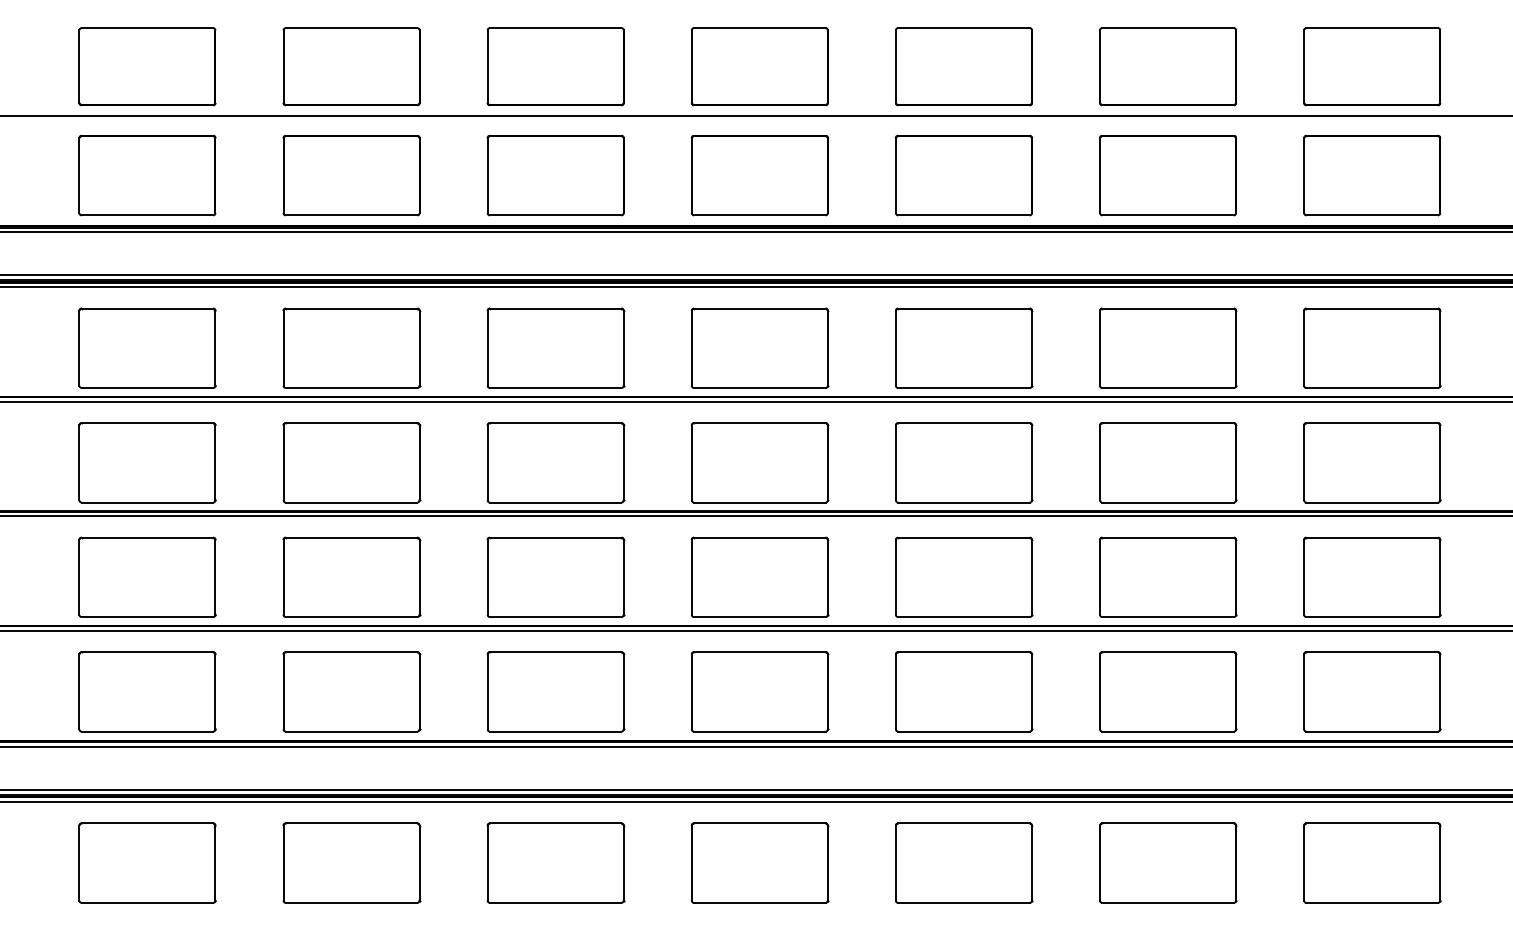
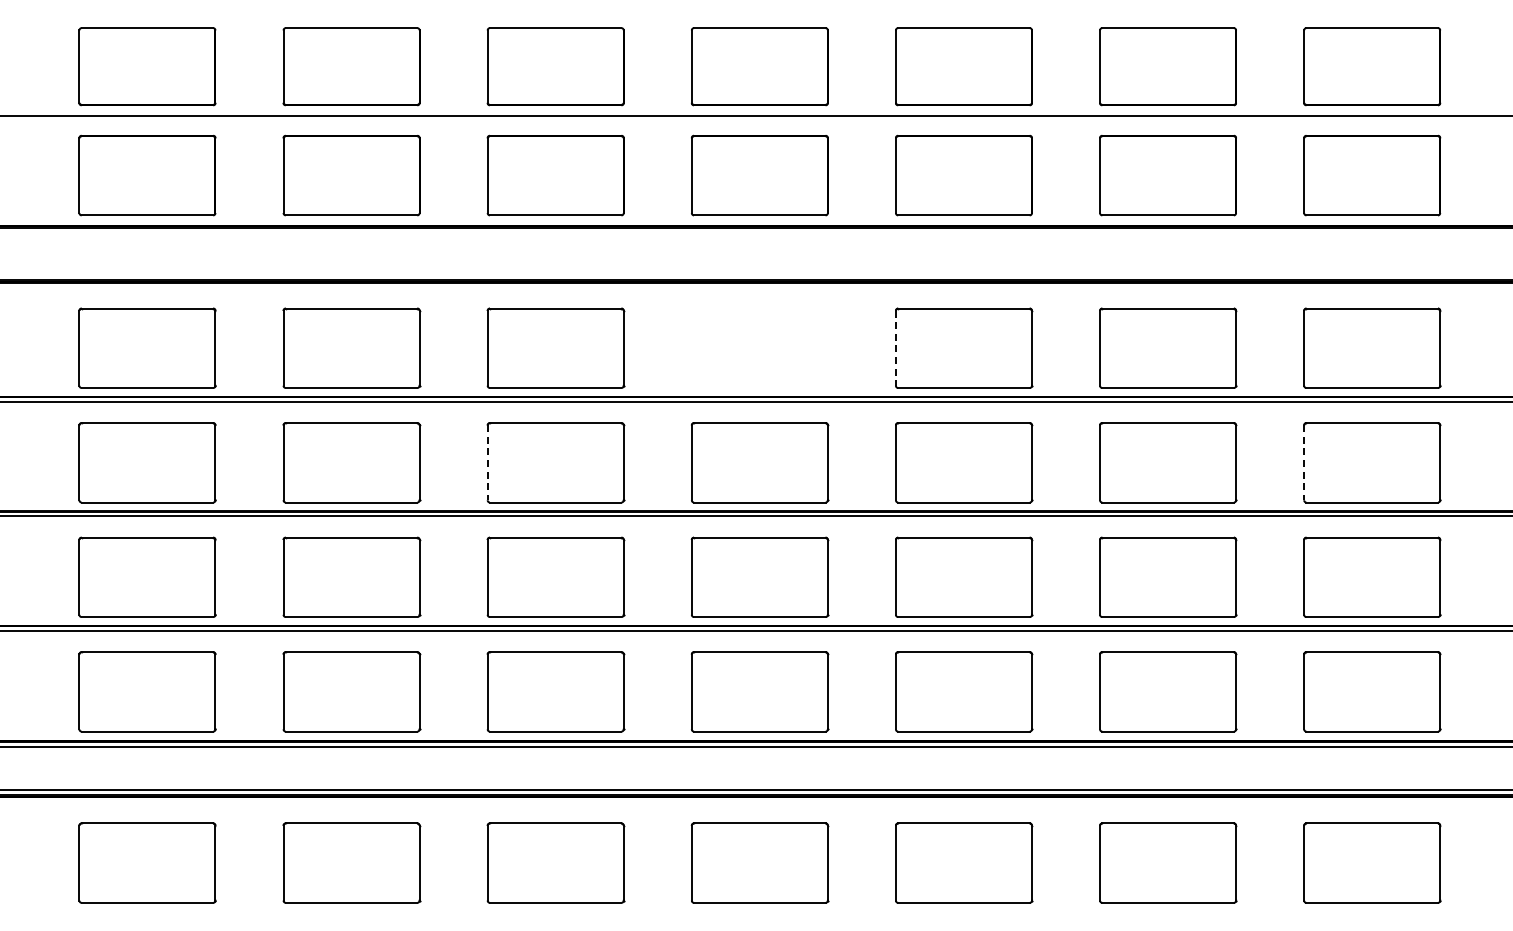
line: present -> none (755, 231)
line: present -> none (755, 275)
line: present -> none (755, 287)
part: present -> none (759, 347)
line: solid -> dashed (895, 348)
line: solid -> dashed (487, 463)
line: solid -> dashed (1304, 463)
line: present -> none (755, 802)
